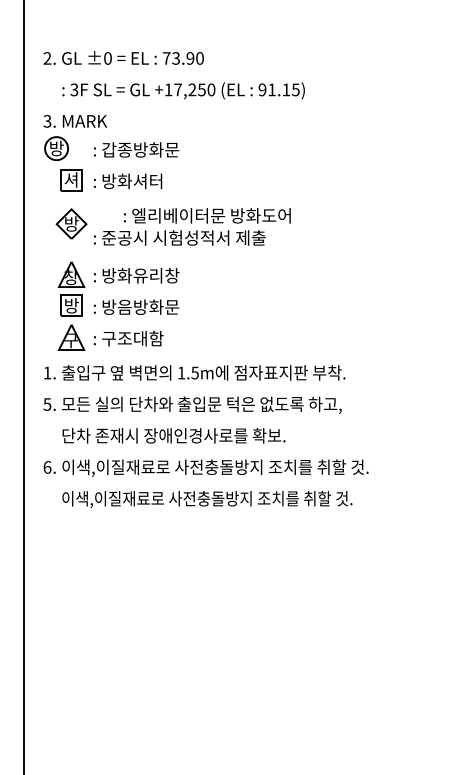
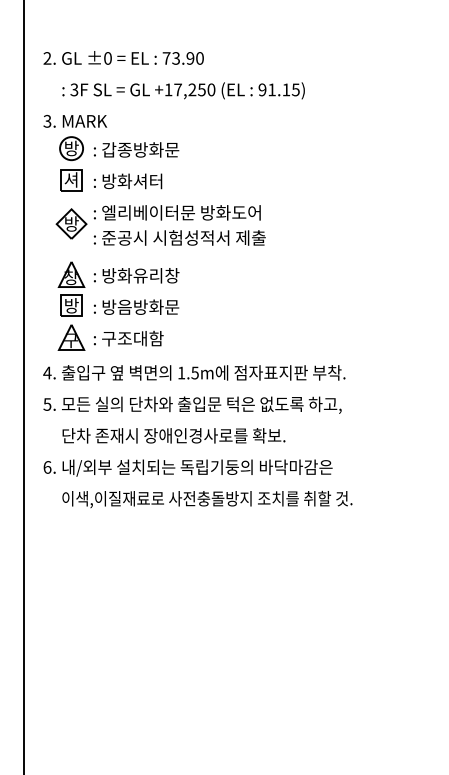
part position: (56, 148) -> (71, 148) (71, 148)
text position: (206, 215) -> (176, 212) (176, 212)
text: 1. -> 4. (47, 372)
text: 이색,이질재료로 사전충돌방지 조치를 취할 것. -> 내/외부 설치되는 독립기둥의 바닥마감은 (215, 467)
